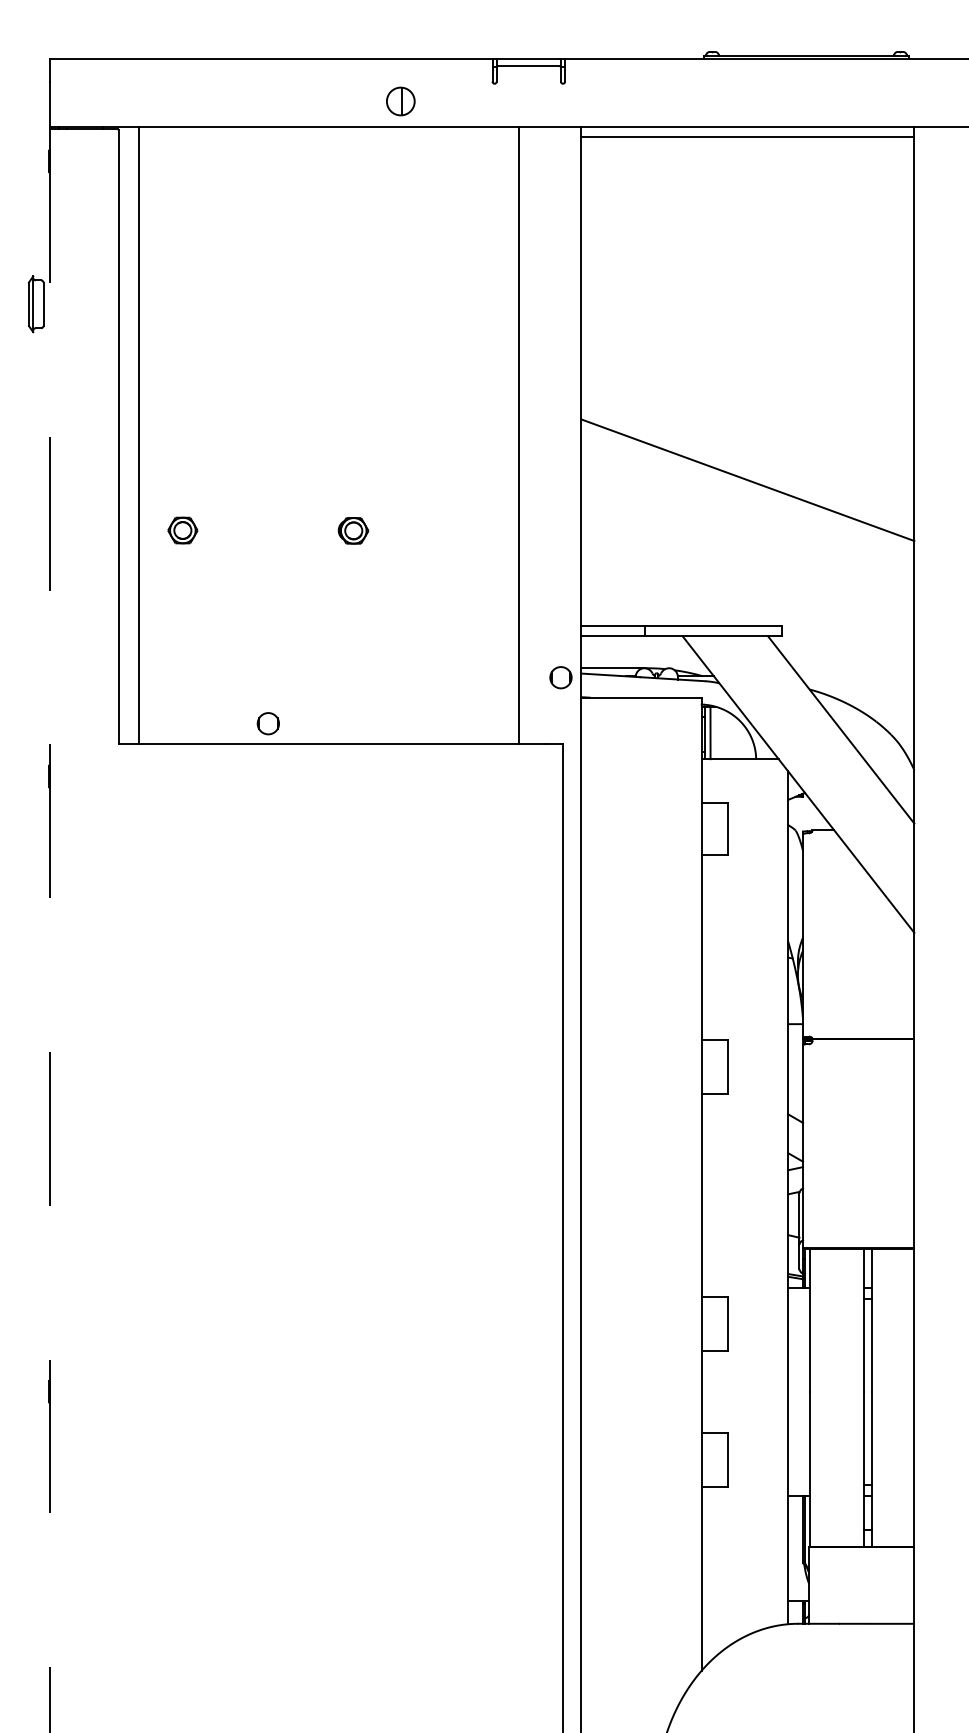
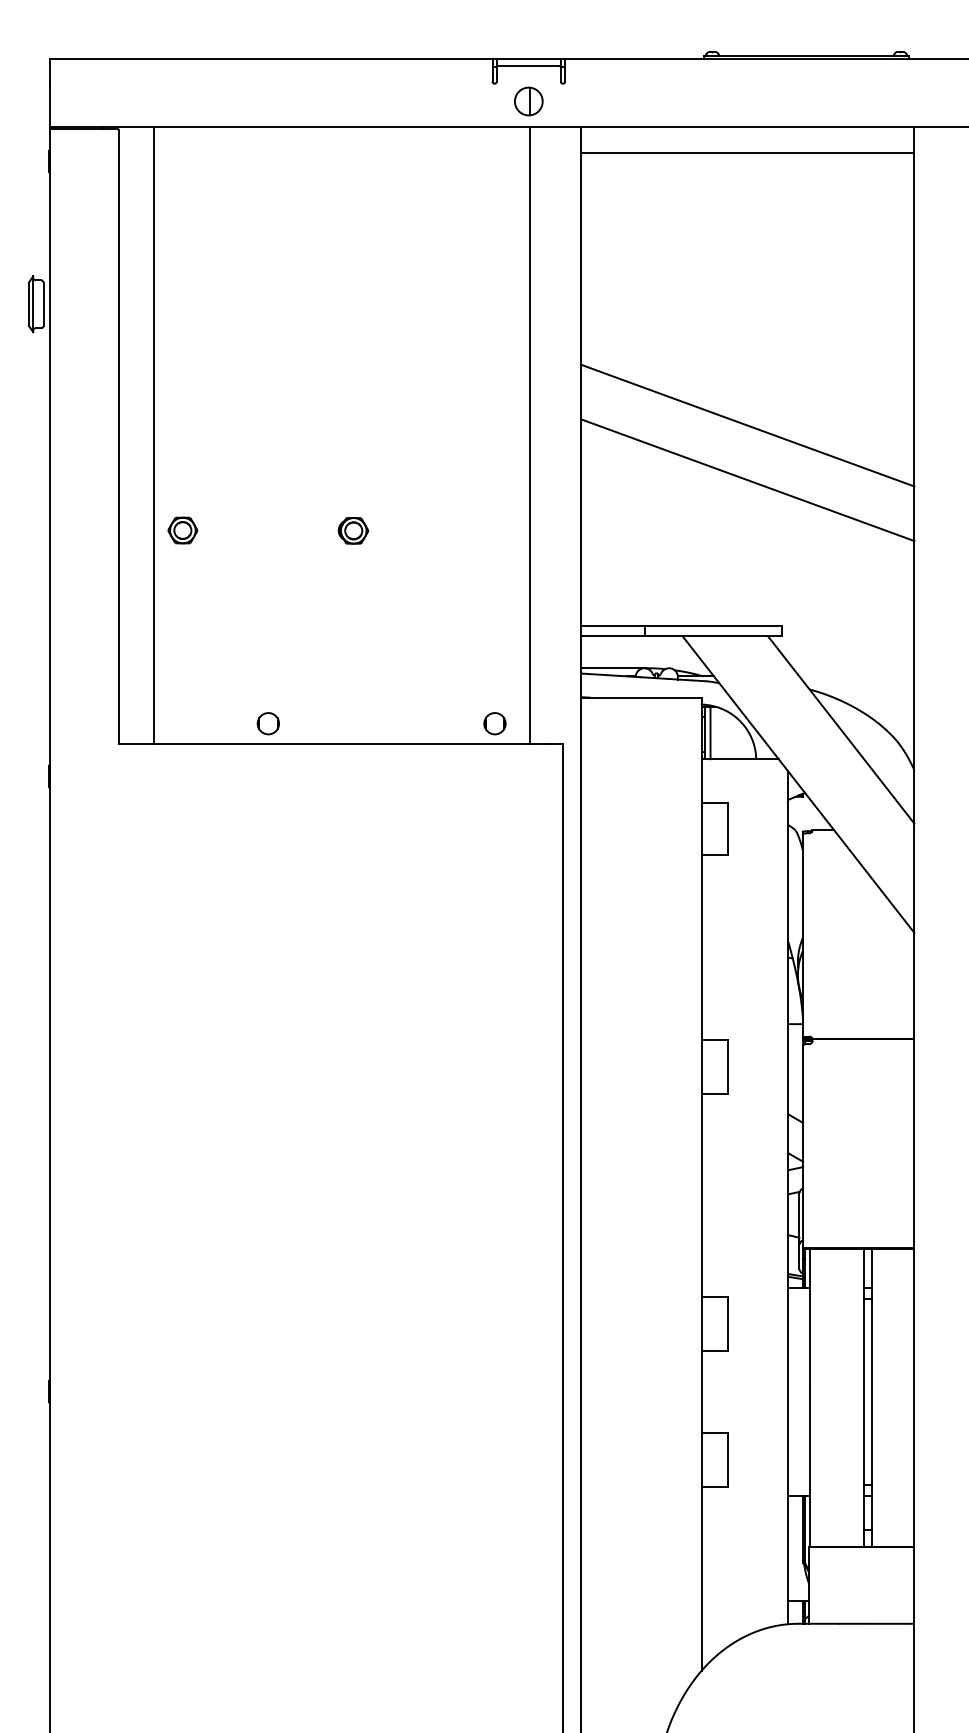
part position: (400, 101) -> (528, 101) (528, 101)
line position: (747, 136) -> (747, 152) (747, 152)
line: none -> present (747, 425)
line position: (139, 435) -> (154, 435) (154, 435)
line position: (519, 435) -> (530, 435) (530, 435)
circle position: (560, 677) -> (494, 723) (494, 723)
line: dashed -> solid (50, 931)
